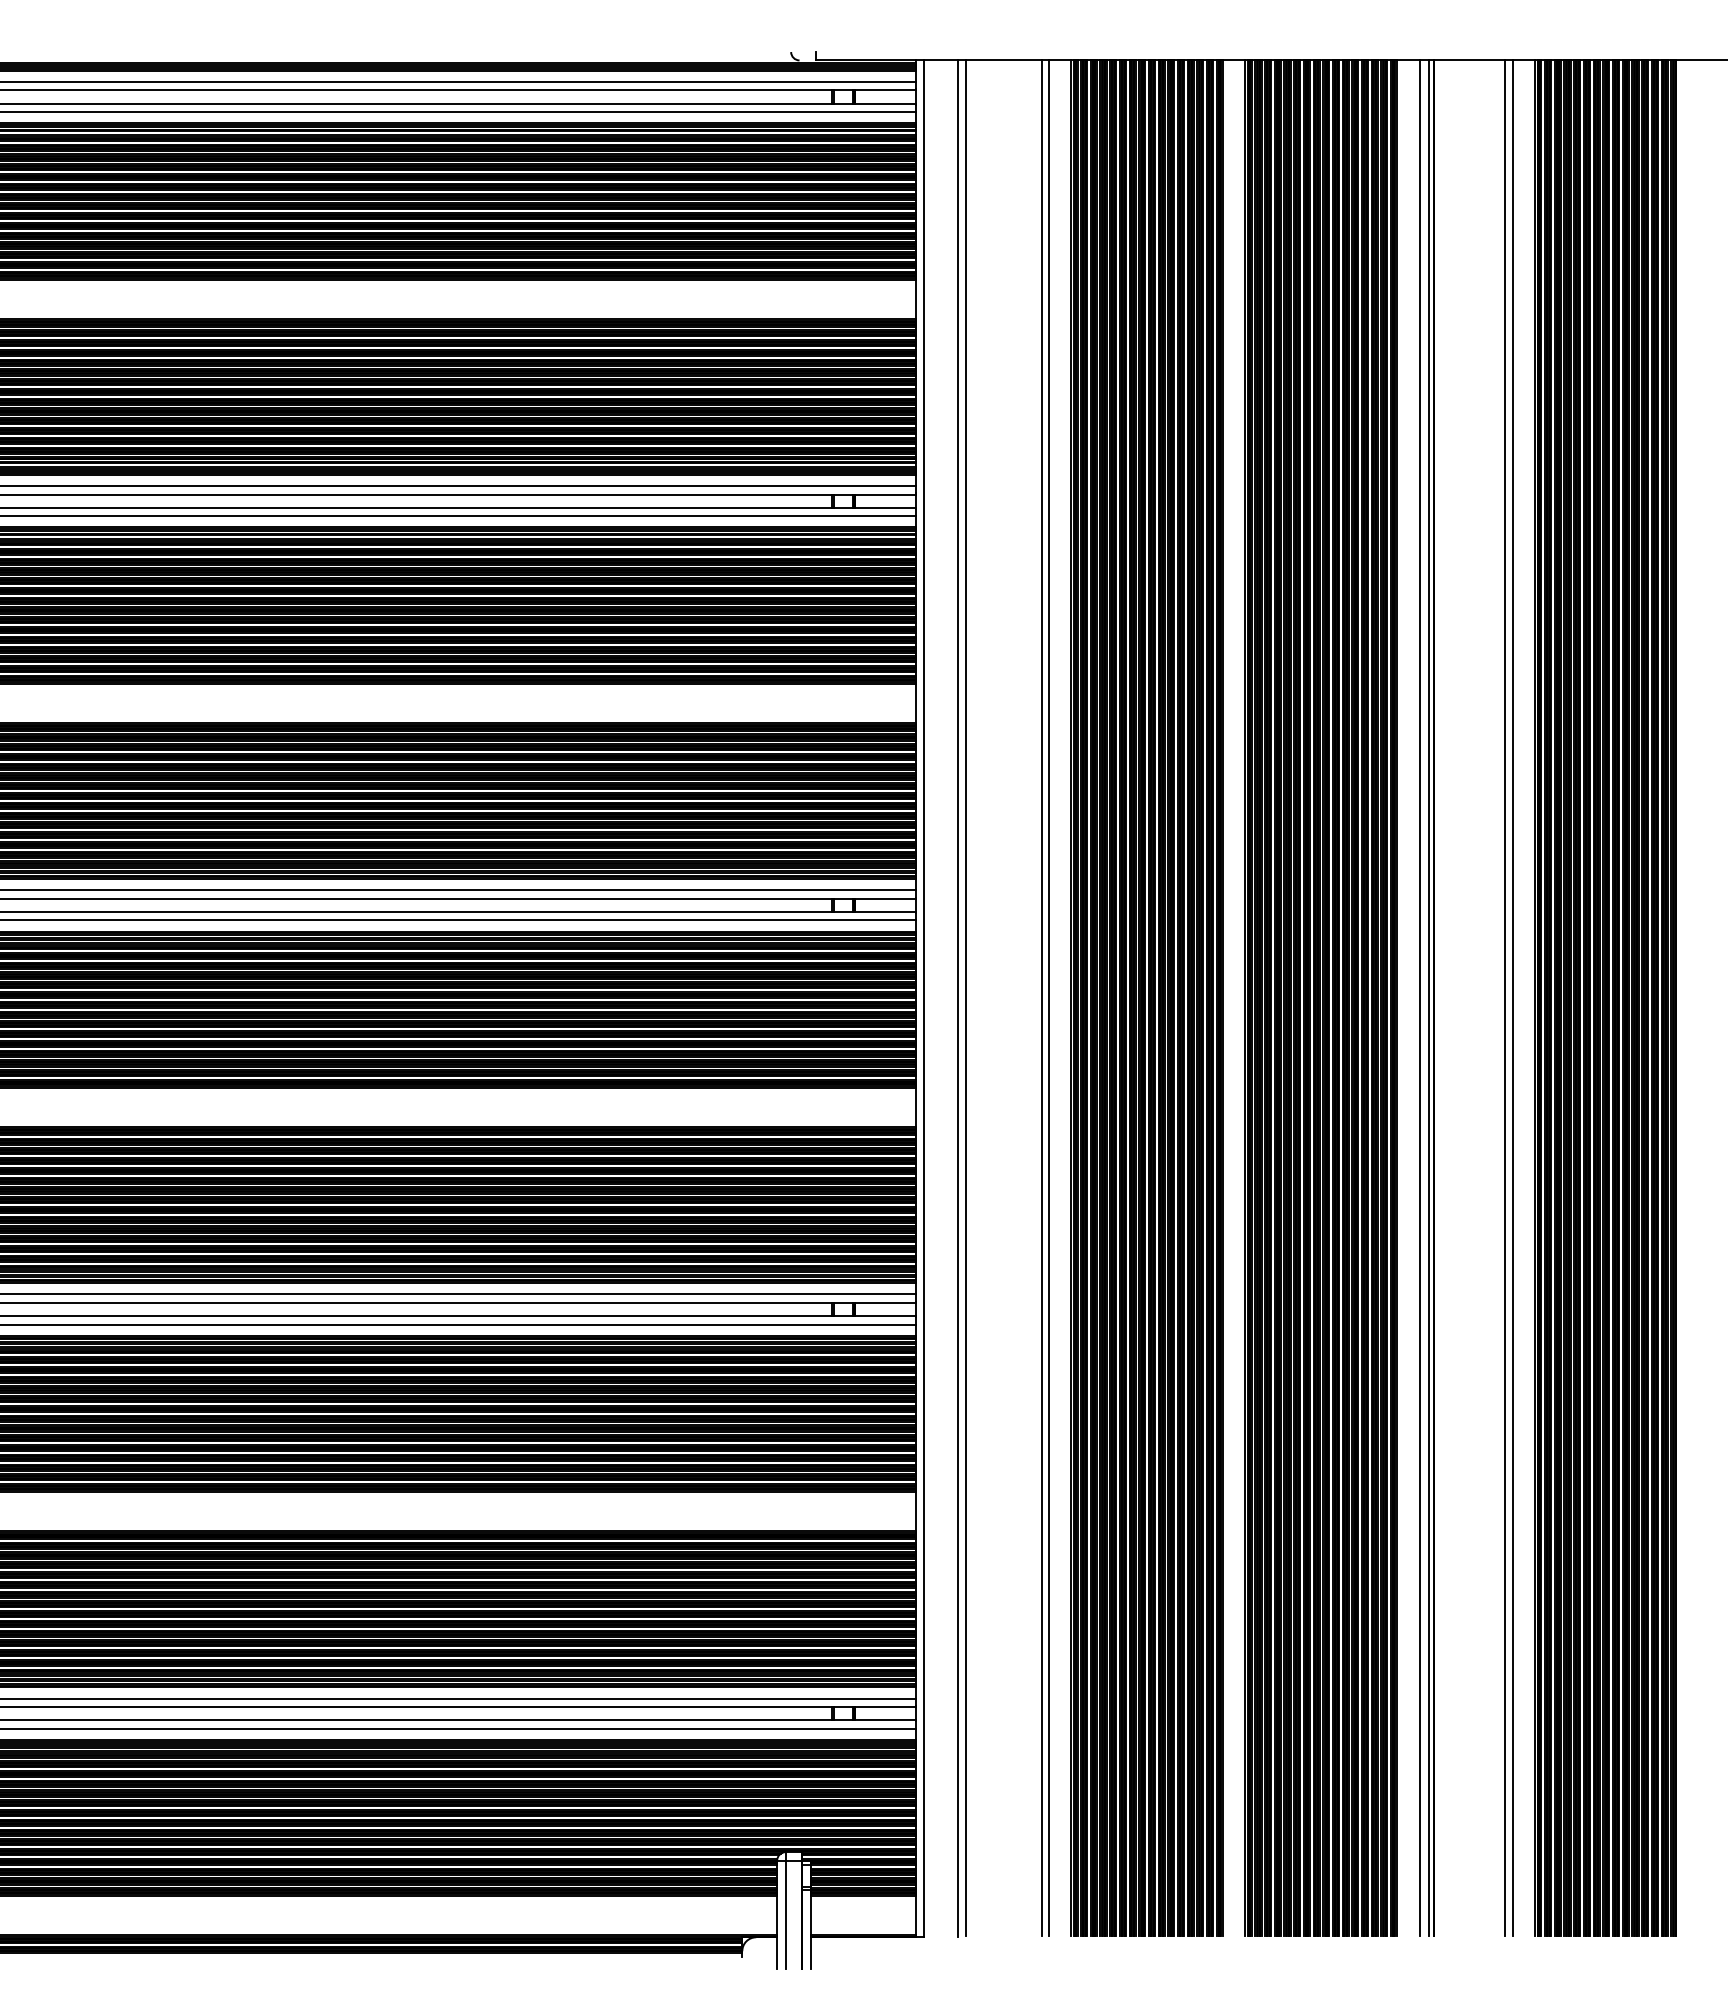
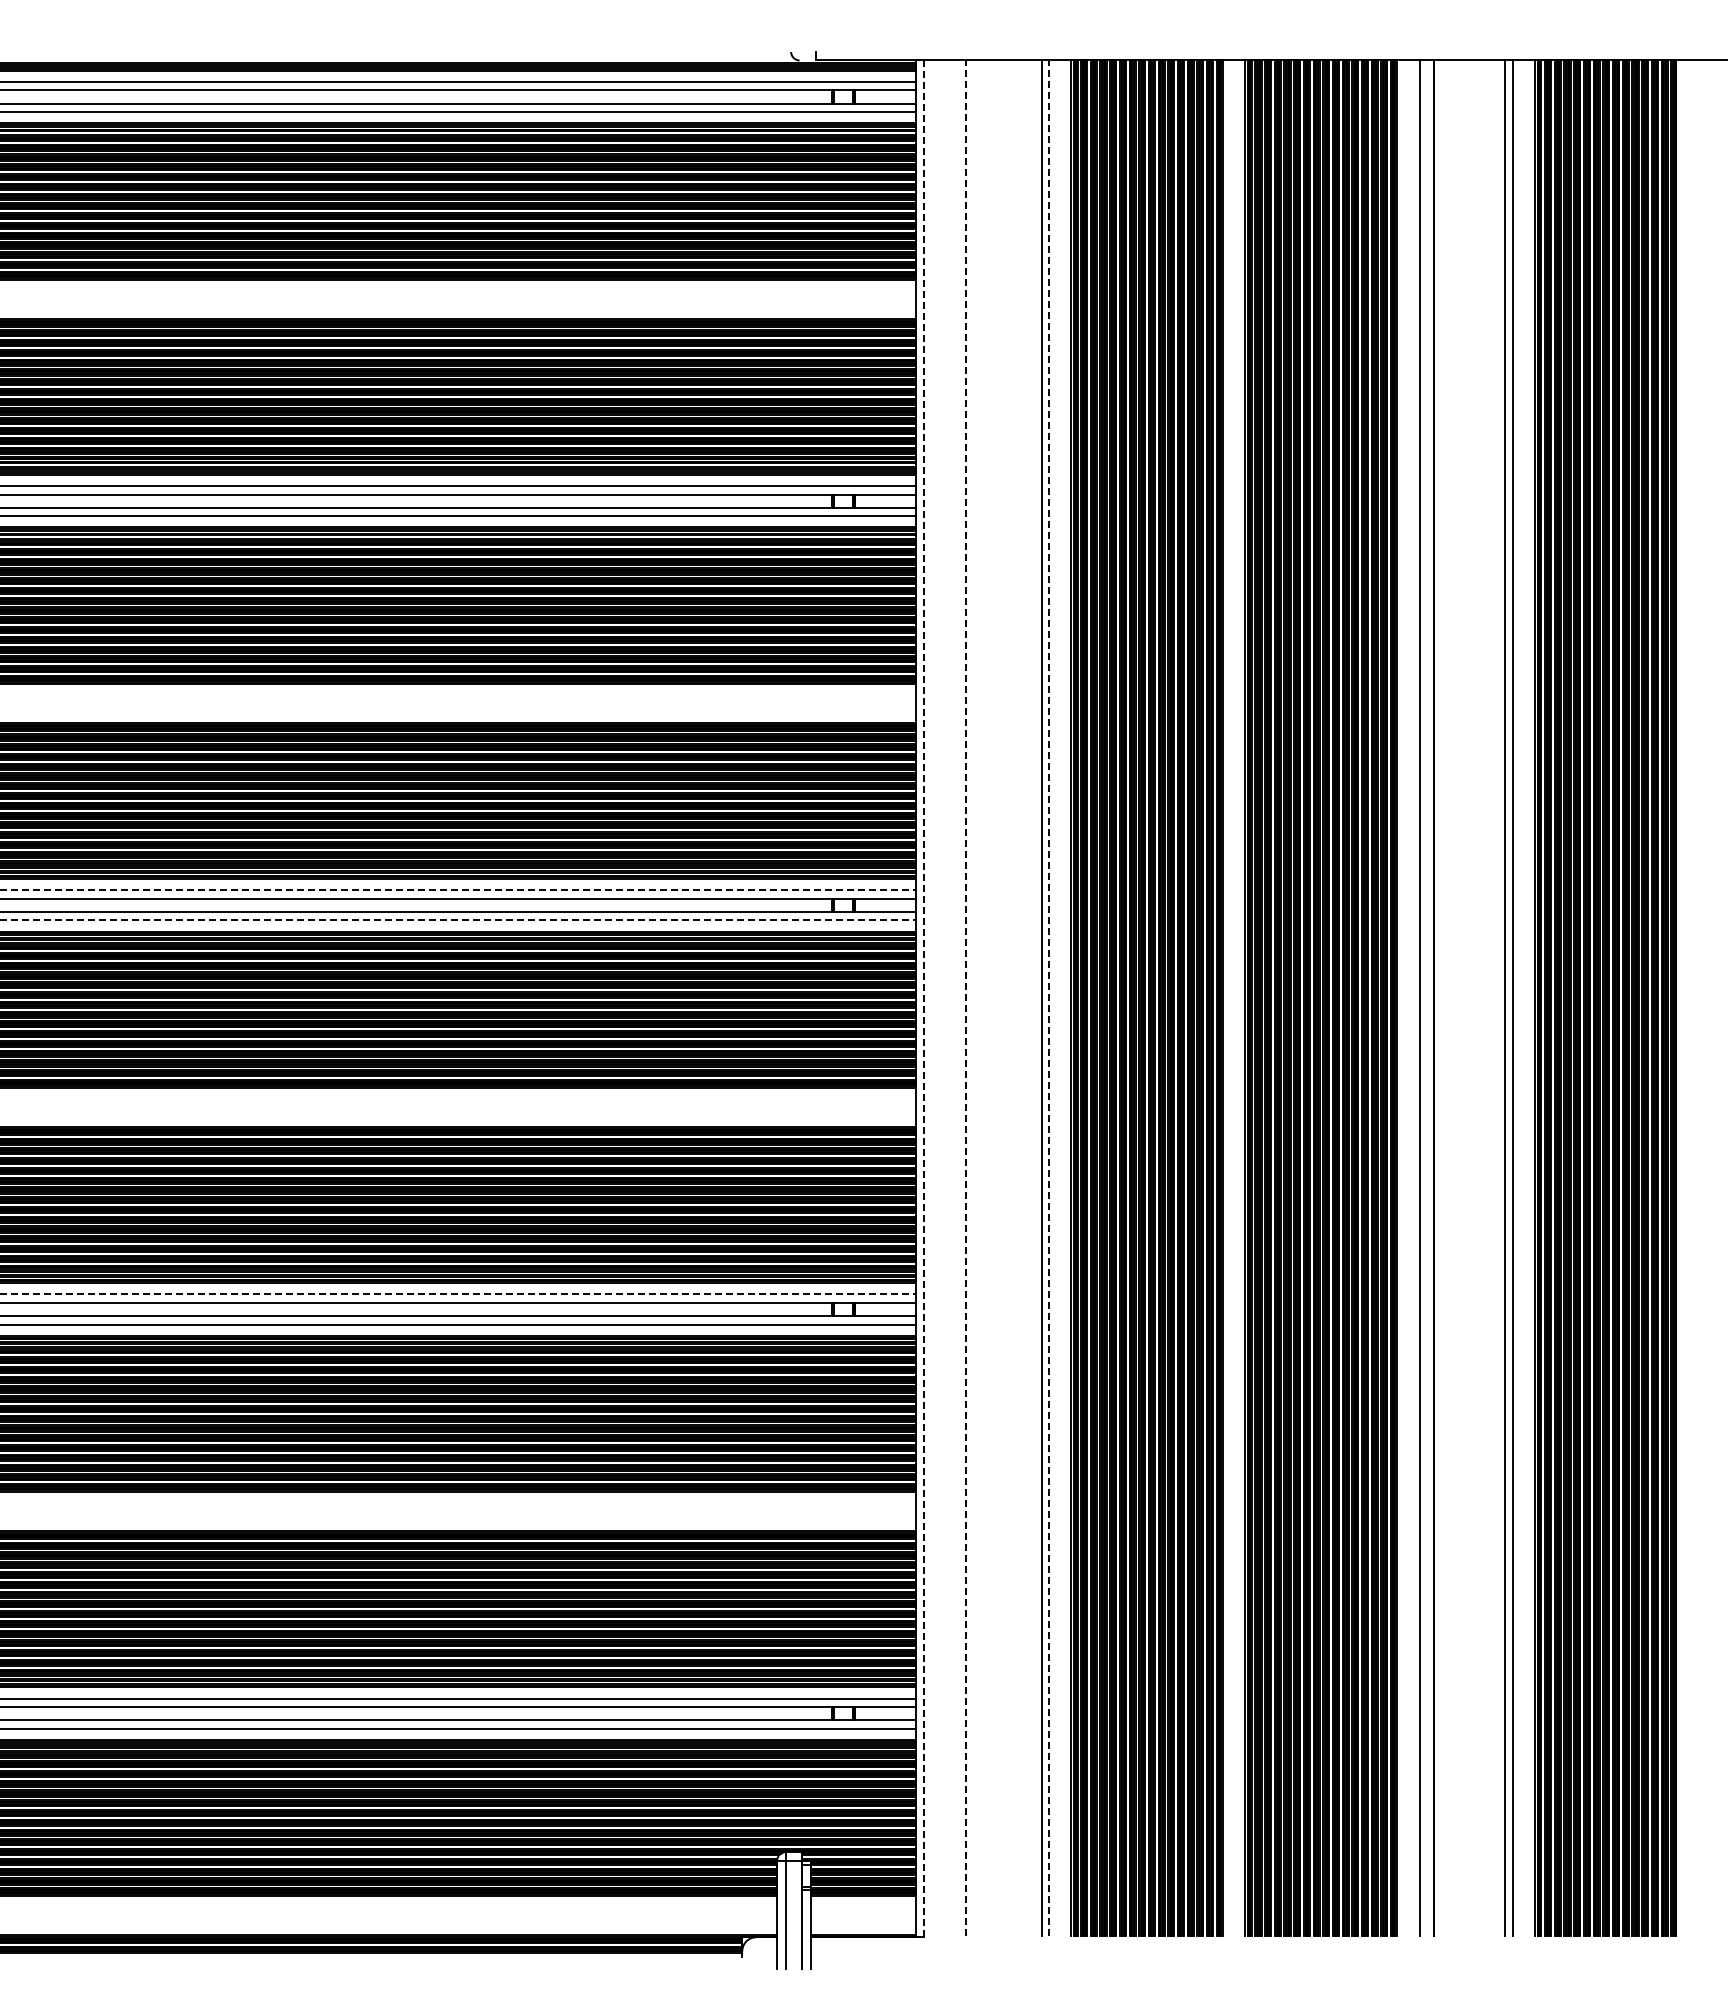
line: solid -> dashed (458, 890)
line: solid -> dashed (458, 920)
line: present -> none (1428, 997)
line: solid -> dashed (924, 998)
line: present -> none (957, 998)
line: solid -> dashed (966, 998)
line: solid -> dashed (1048, 998)
line: solid -> dashed (458, 1294)
